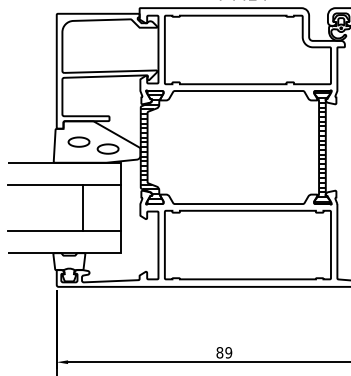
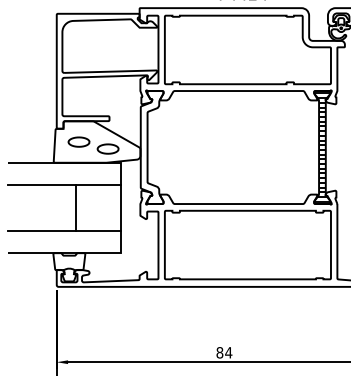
hatch: present -> none (151, 149)
line position: (83, 207) -> (76, 207) (76, 207)
text: 89 -> 84 (228, 352)
